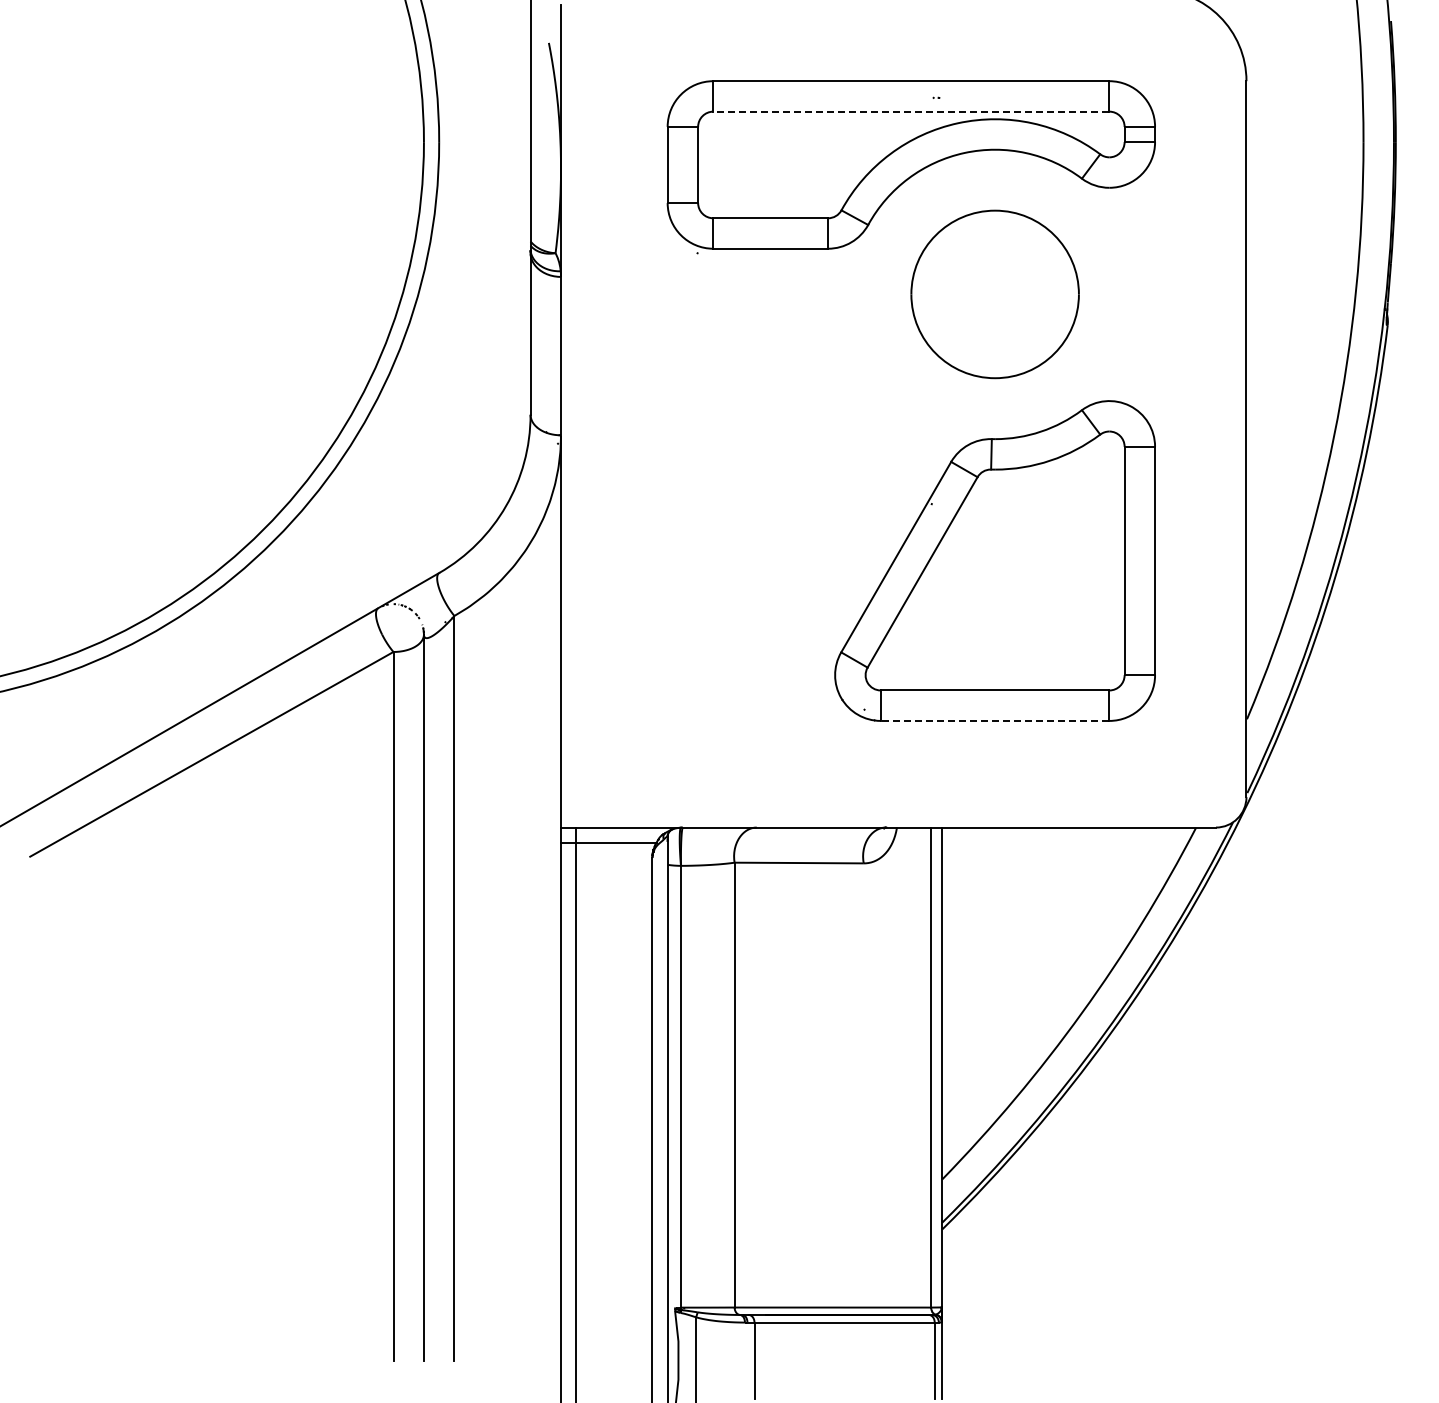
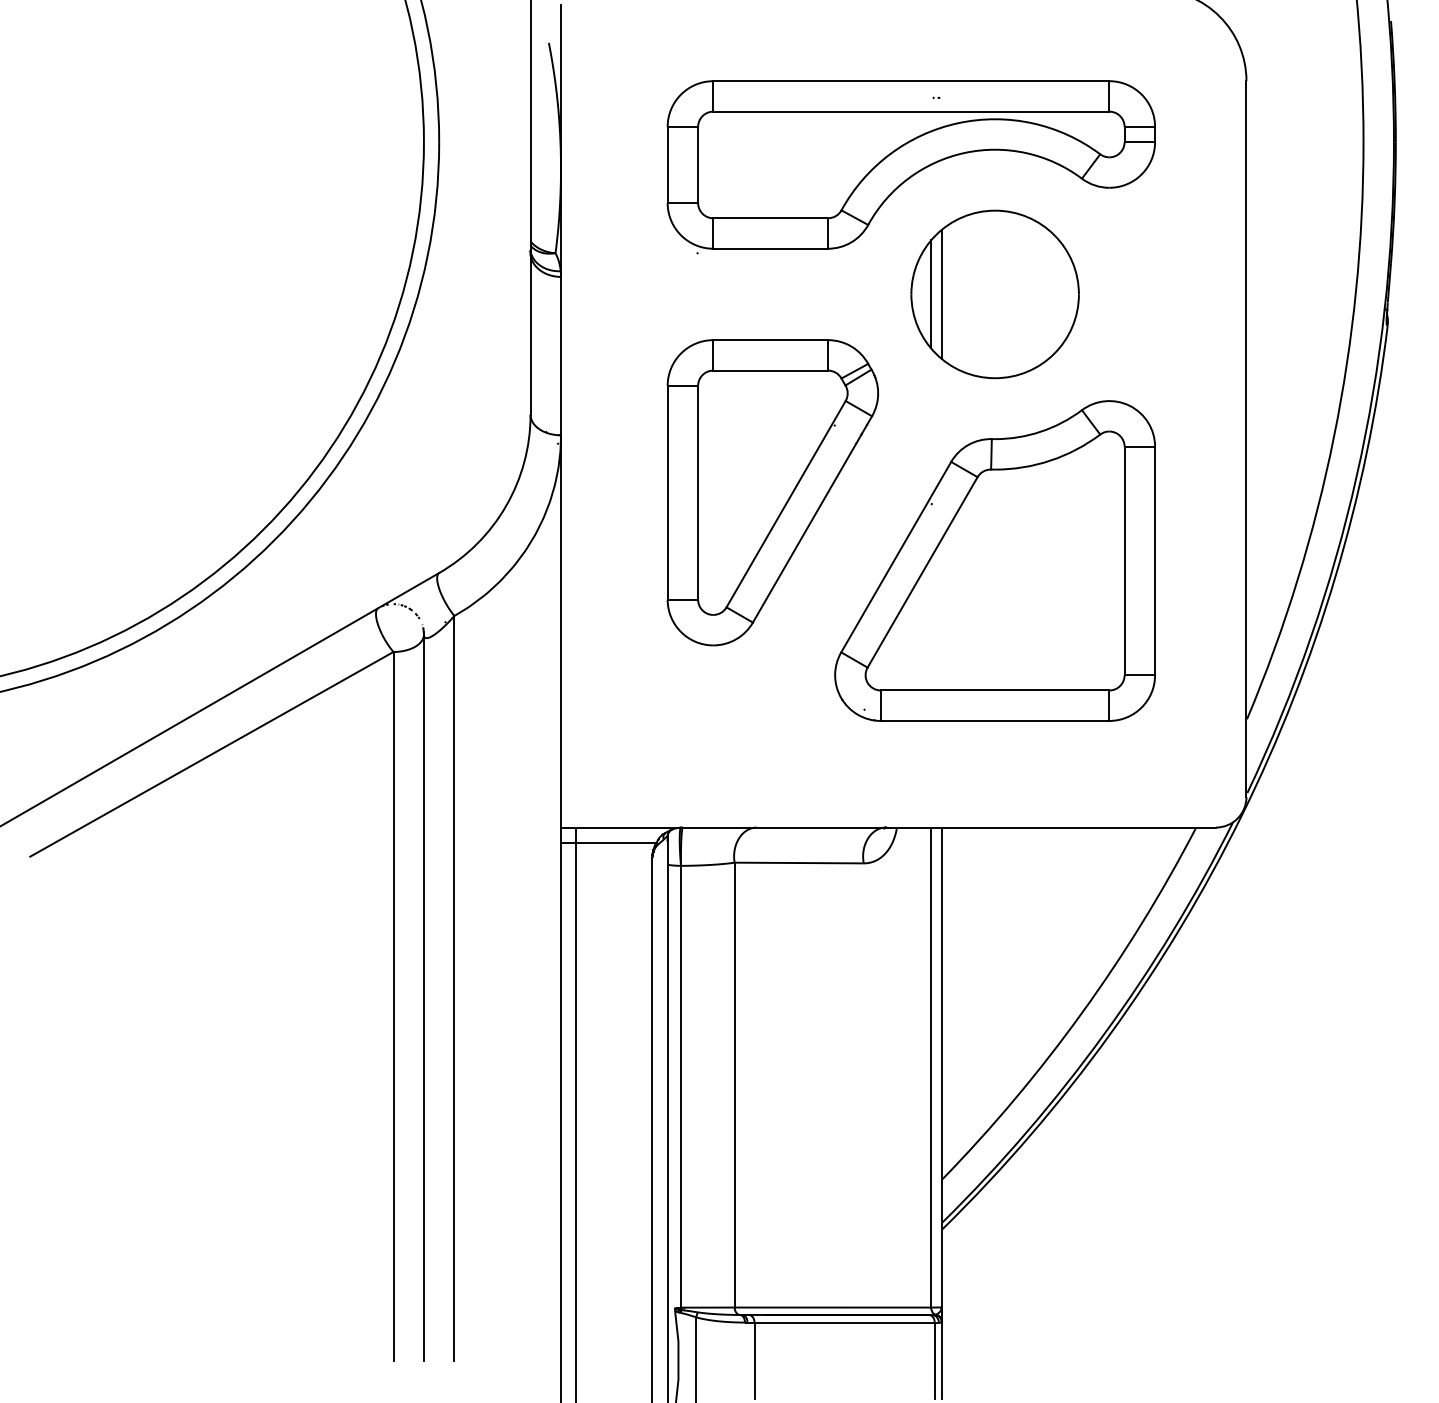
line: dashed -> solid (910, 111)
line: none -> present (931, 294)
line: none -> present (941, 294)
part: none -> present (772, 492)
line: dashed -> solid (994, 720)
